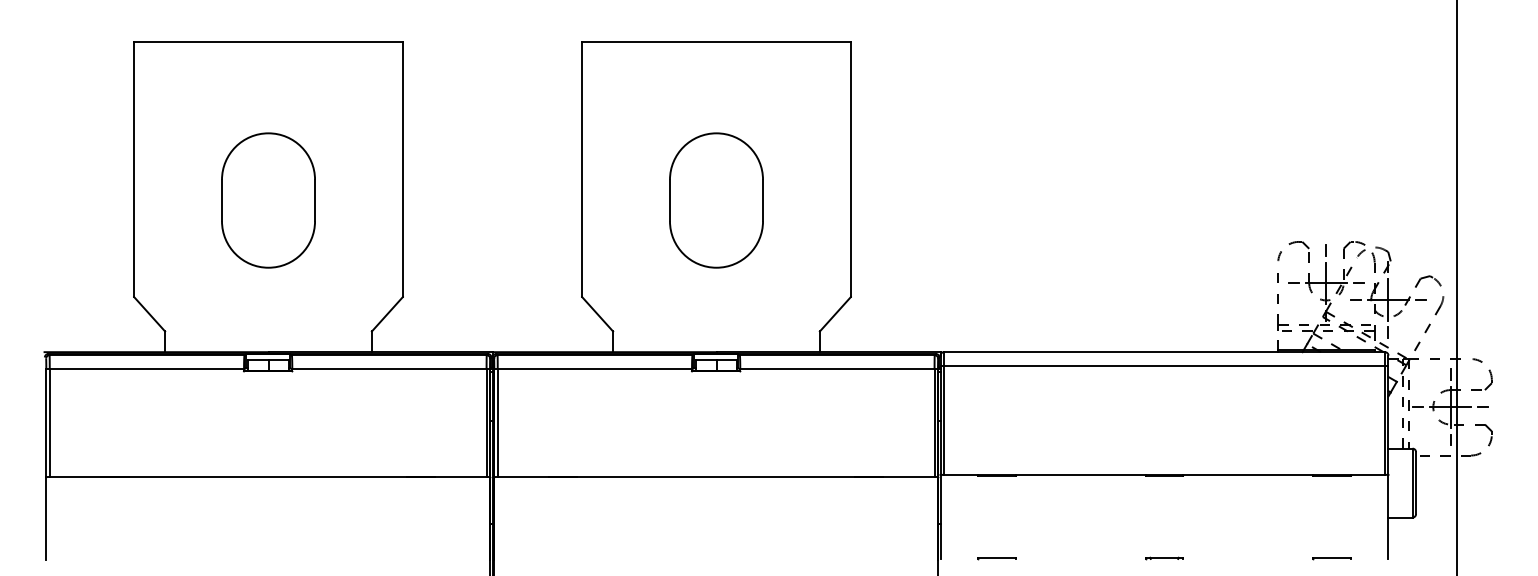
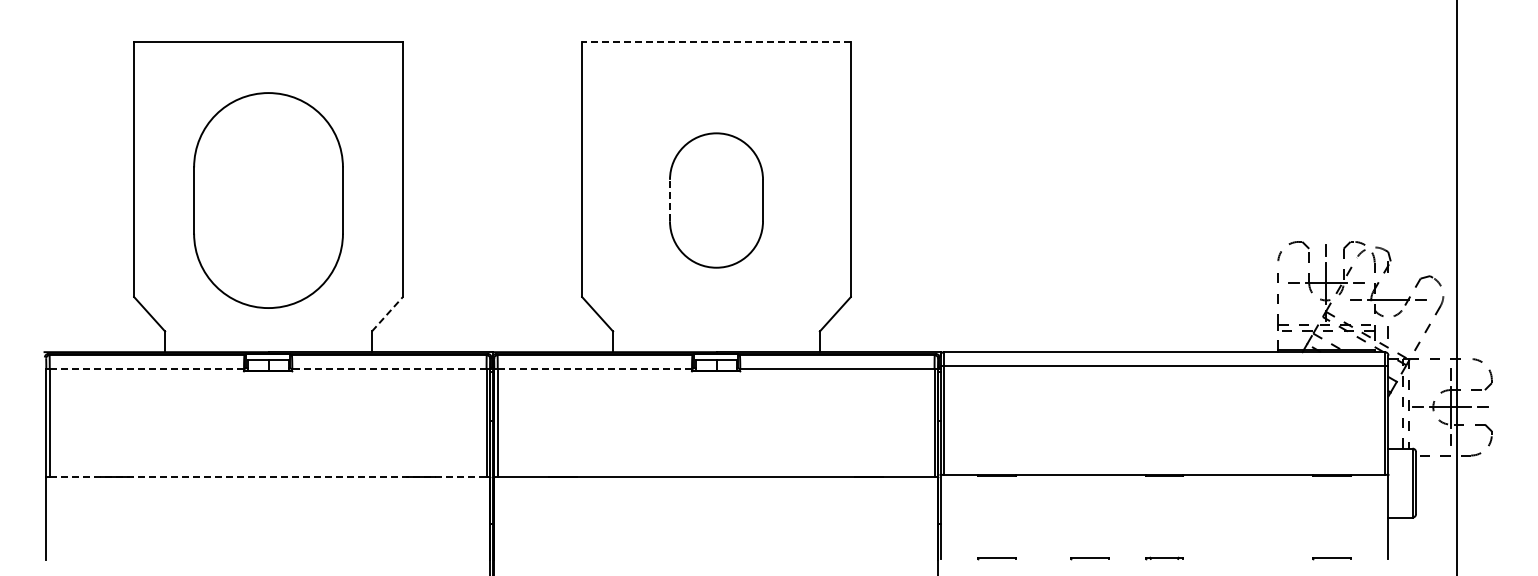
line: solid -> dashed (716, 42)
part size: 95x137 px -> 151x217 px (268, 200)
line: solid -> dashed (669, 200)
line: present -> none (1388, 299)
line: solid -> dashed (387, 313)
line: solid -> dashed (146, 369)
line: solid -> dashed (388, 369)
line: solid -> dashed (594, 369)
line: solid -> dashed (268, 476)
part: none -> present (1089, 558)
